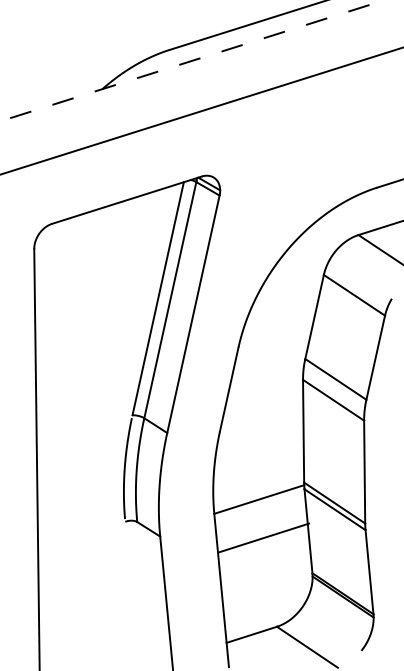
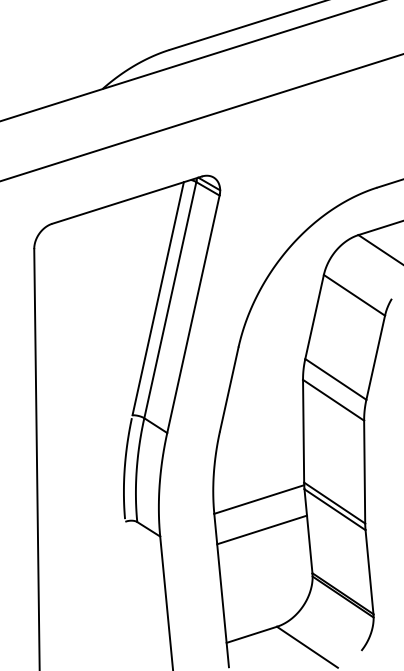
line: dashed -> solid (192, 60)
line position: (201, 110) -> (201, 117) (201, 117)
line position: (264, 537) -> (262, 529) (262, 529)
